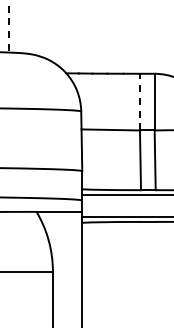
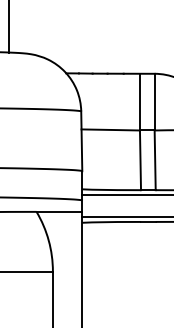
line: dashed -> solid (8, 26)
line: dashed -> solid (139, 101)
